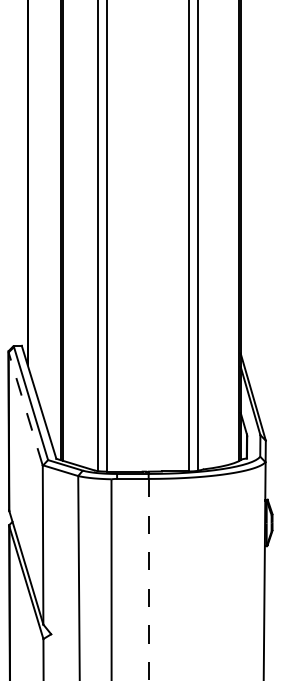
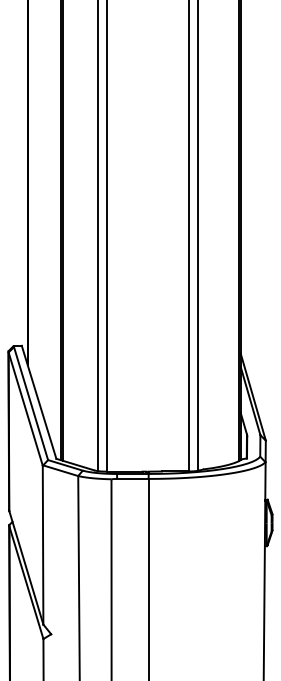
line: dashed -> solid (25, 408)
line: dashed -> solid (148, 579)
